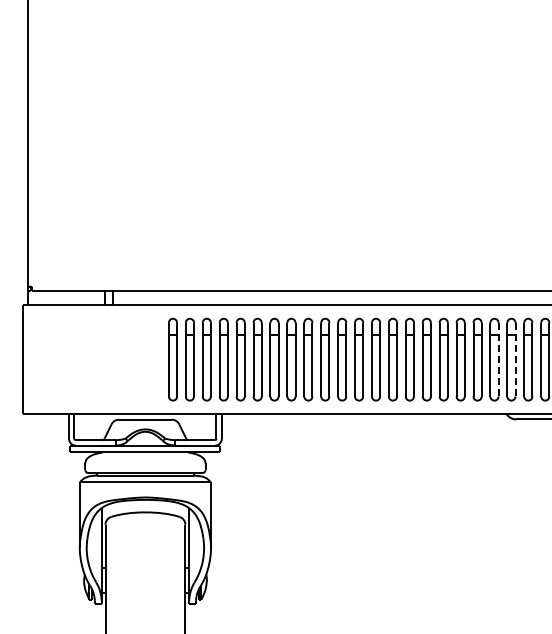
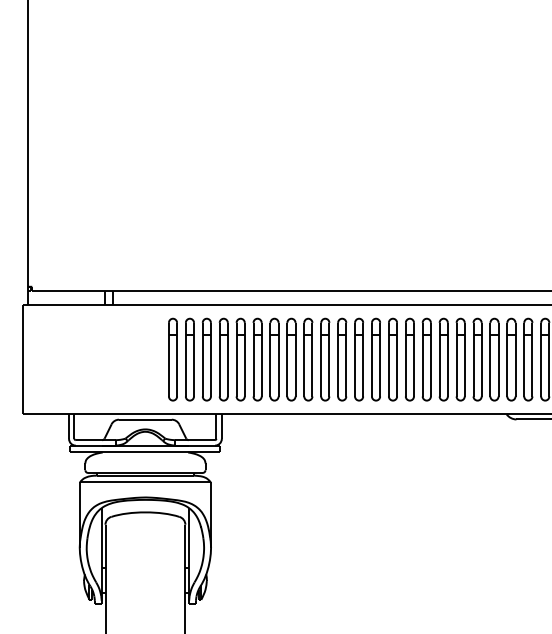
line: dashed -> solid (498, 359)
line: dashed -> solid (515, 359)
